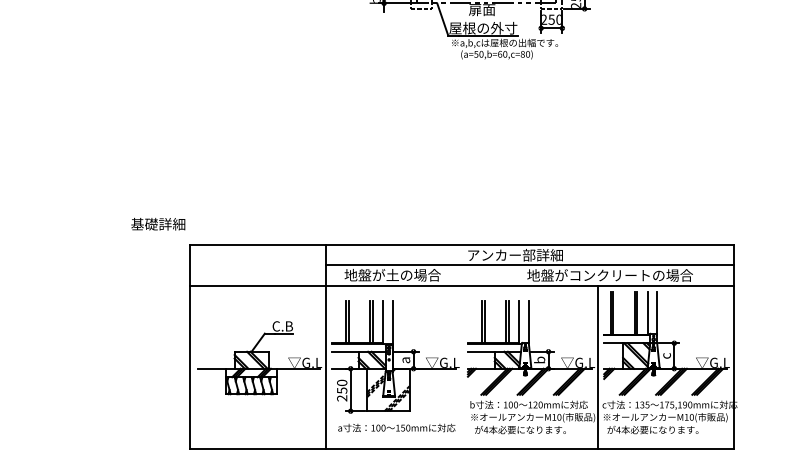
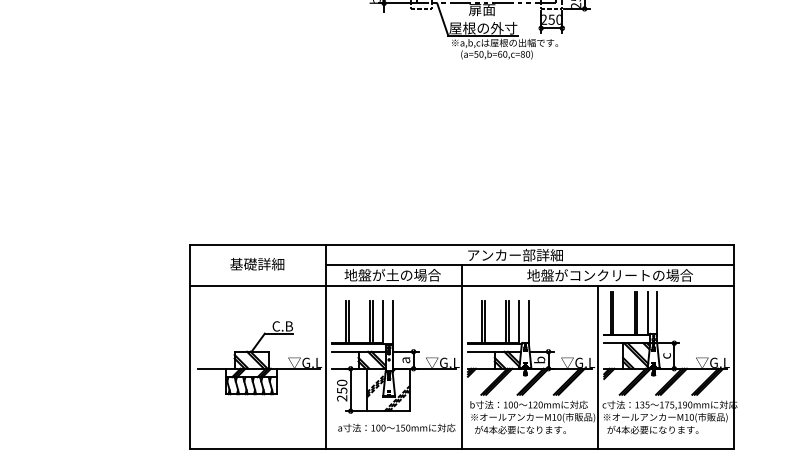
text position: (158, 223) -> (257, 263) (257, 263)
line: none -> present (461, 356)
